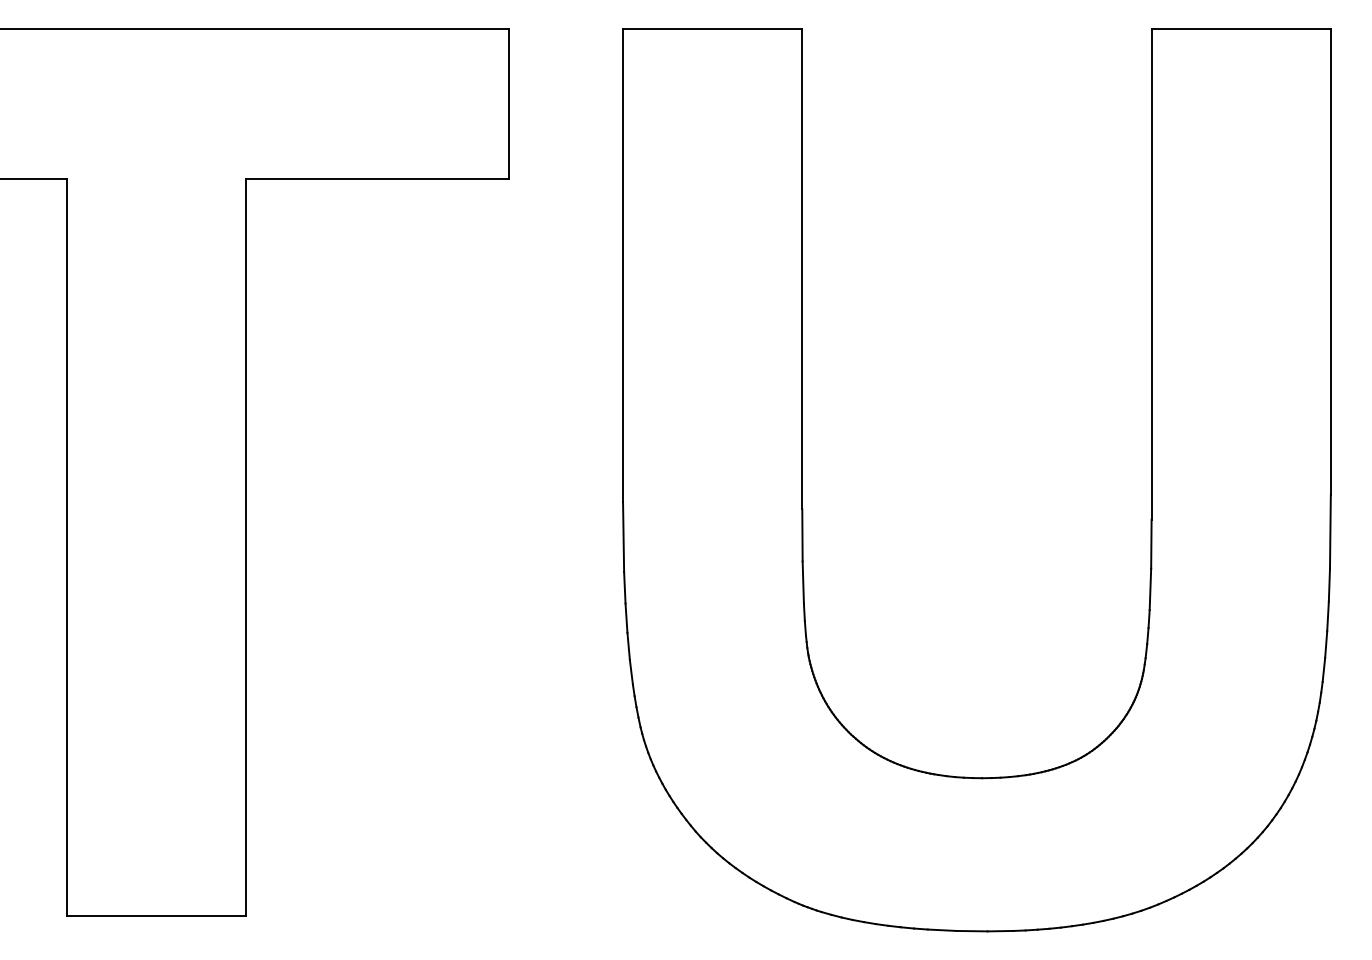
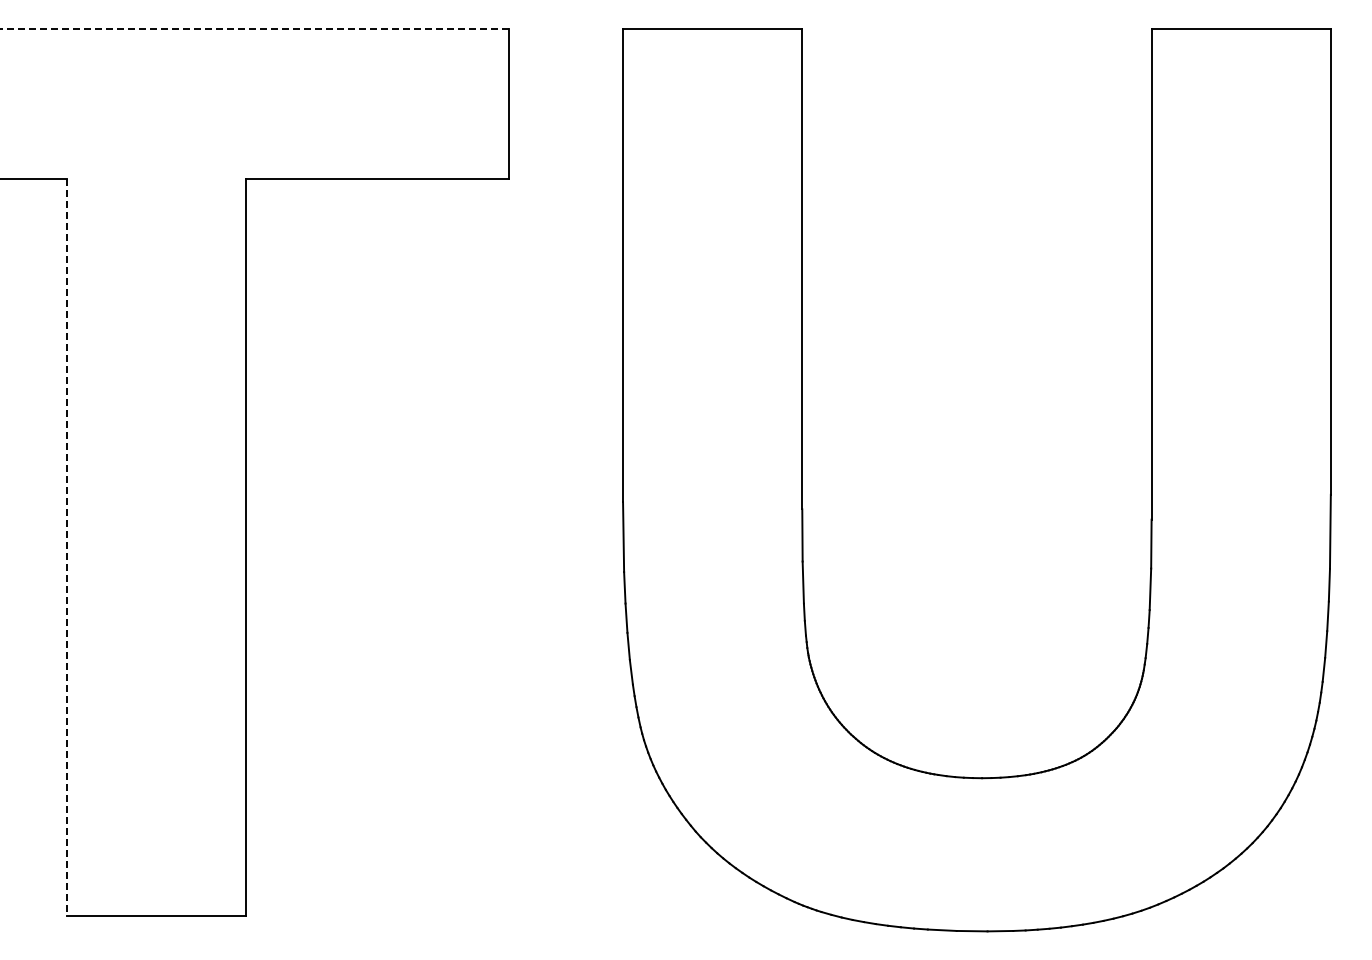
line: solid -> dashed (253, 28)
line: solid -> dashed (66, 547)
